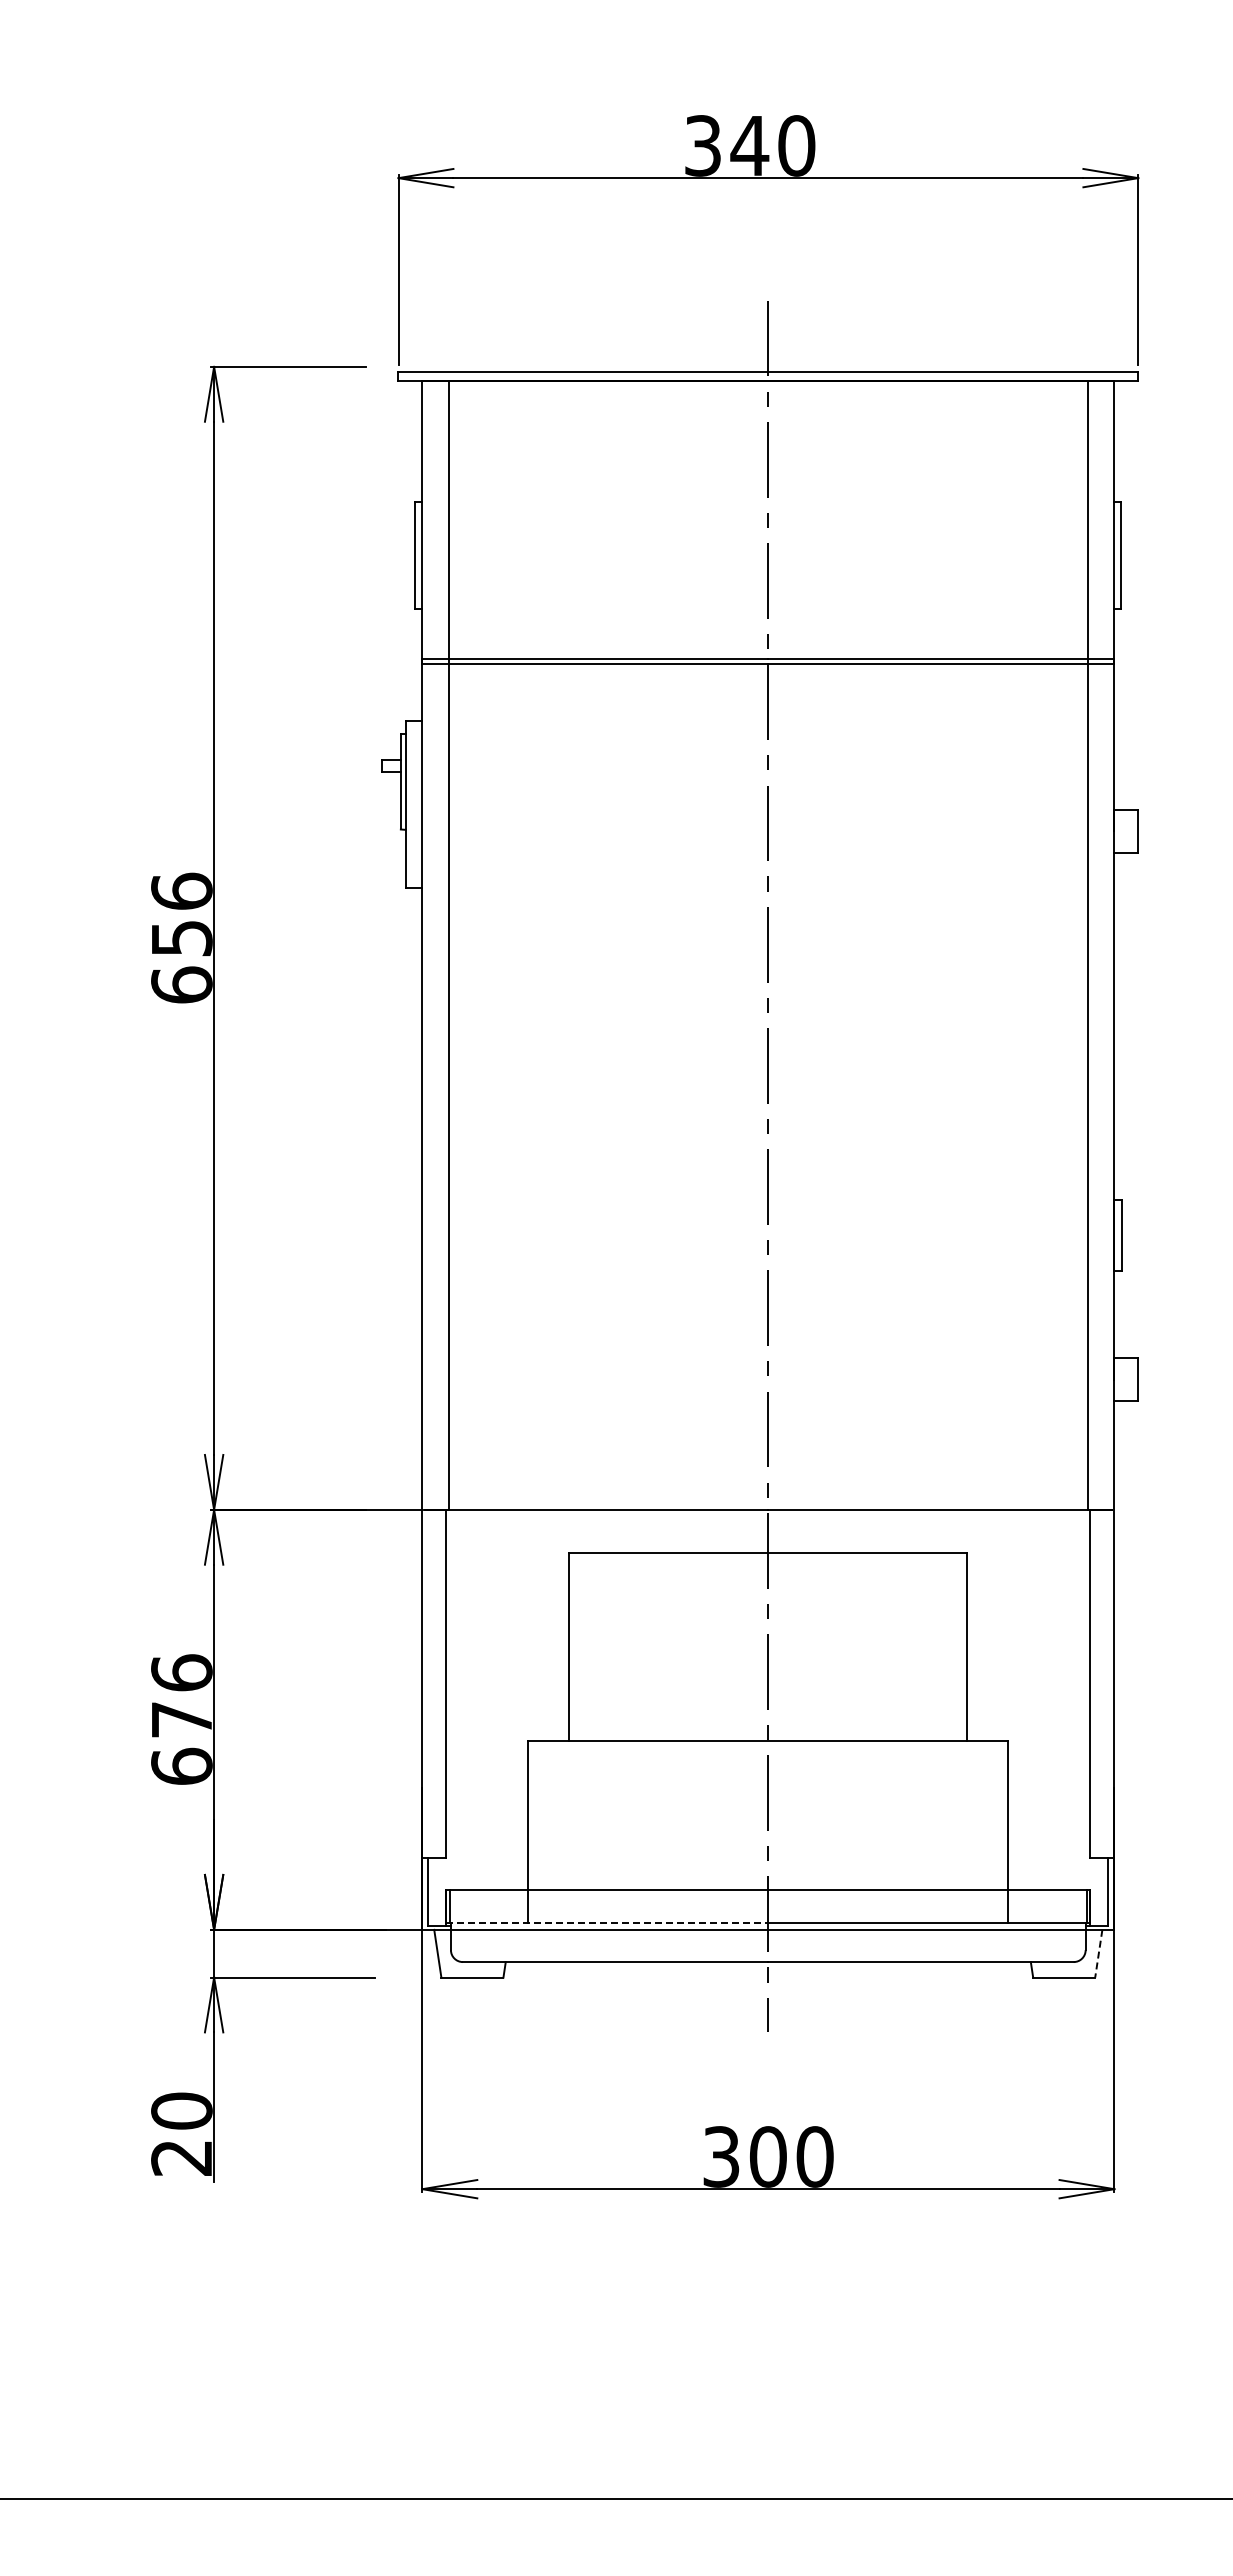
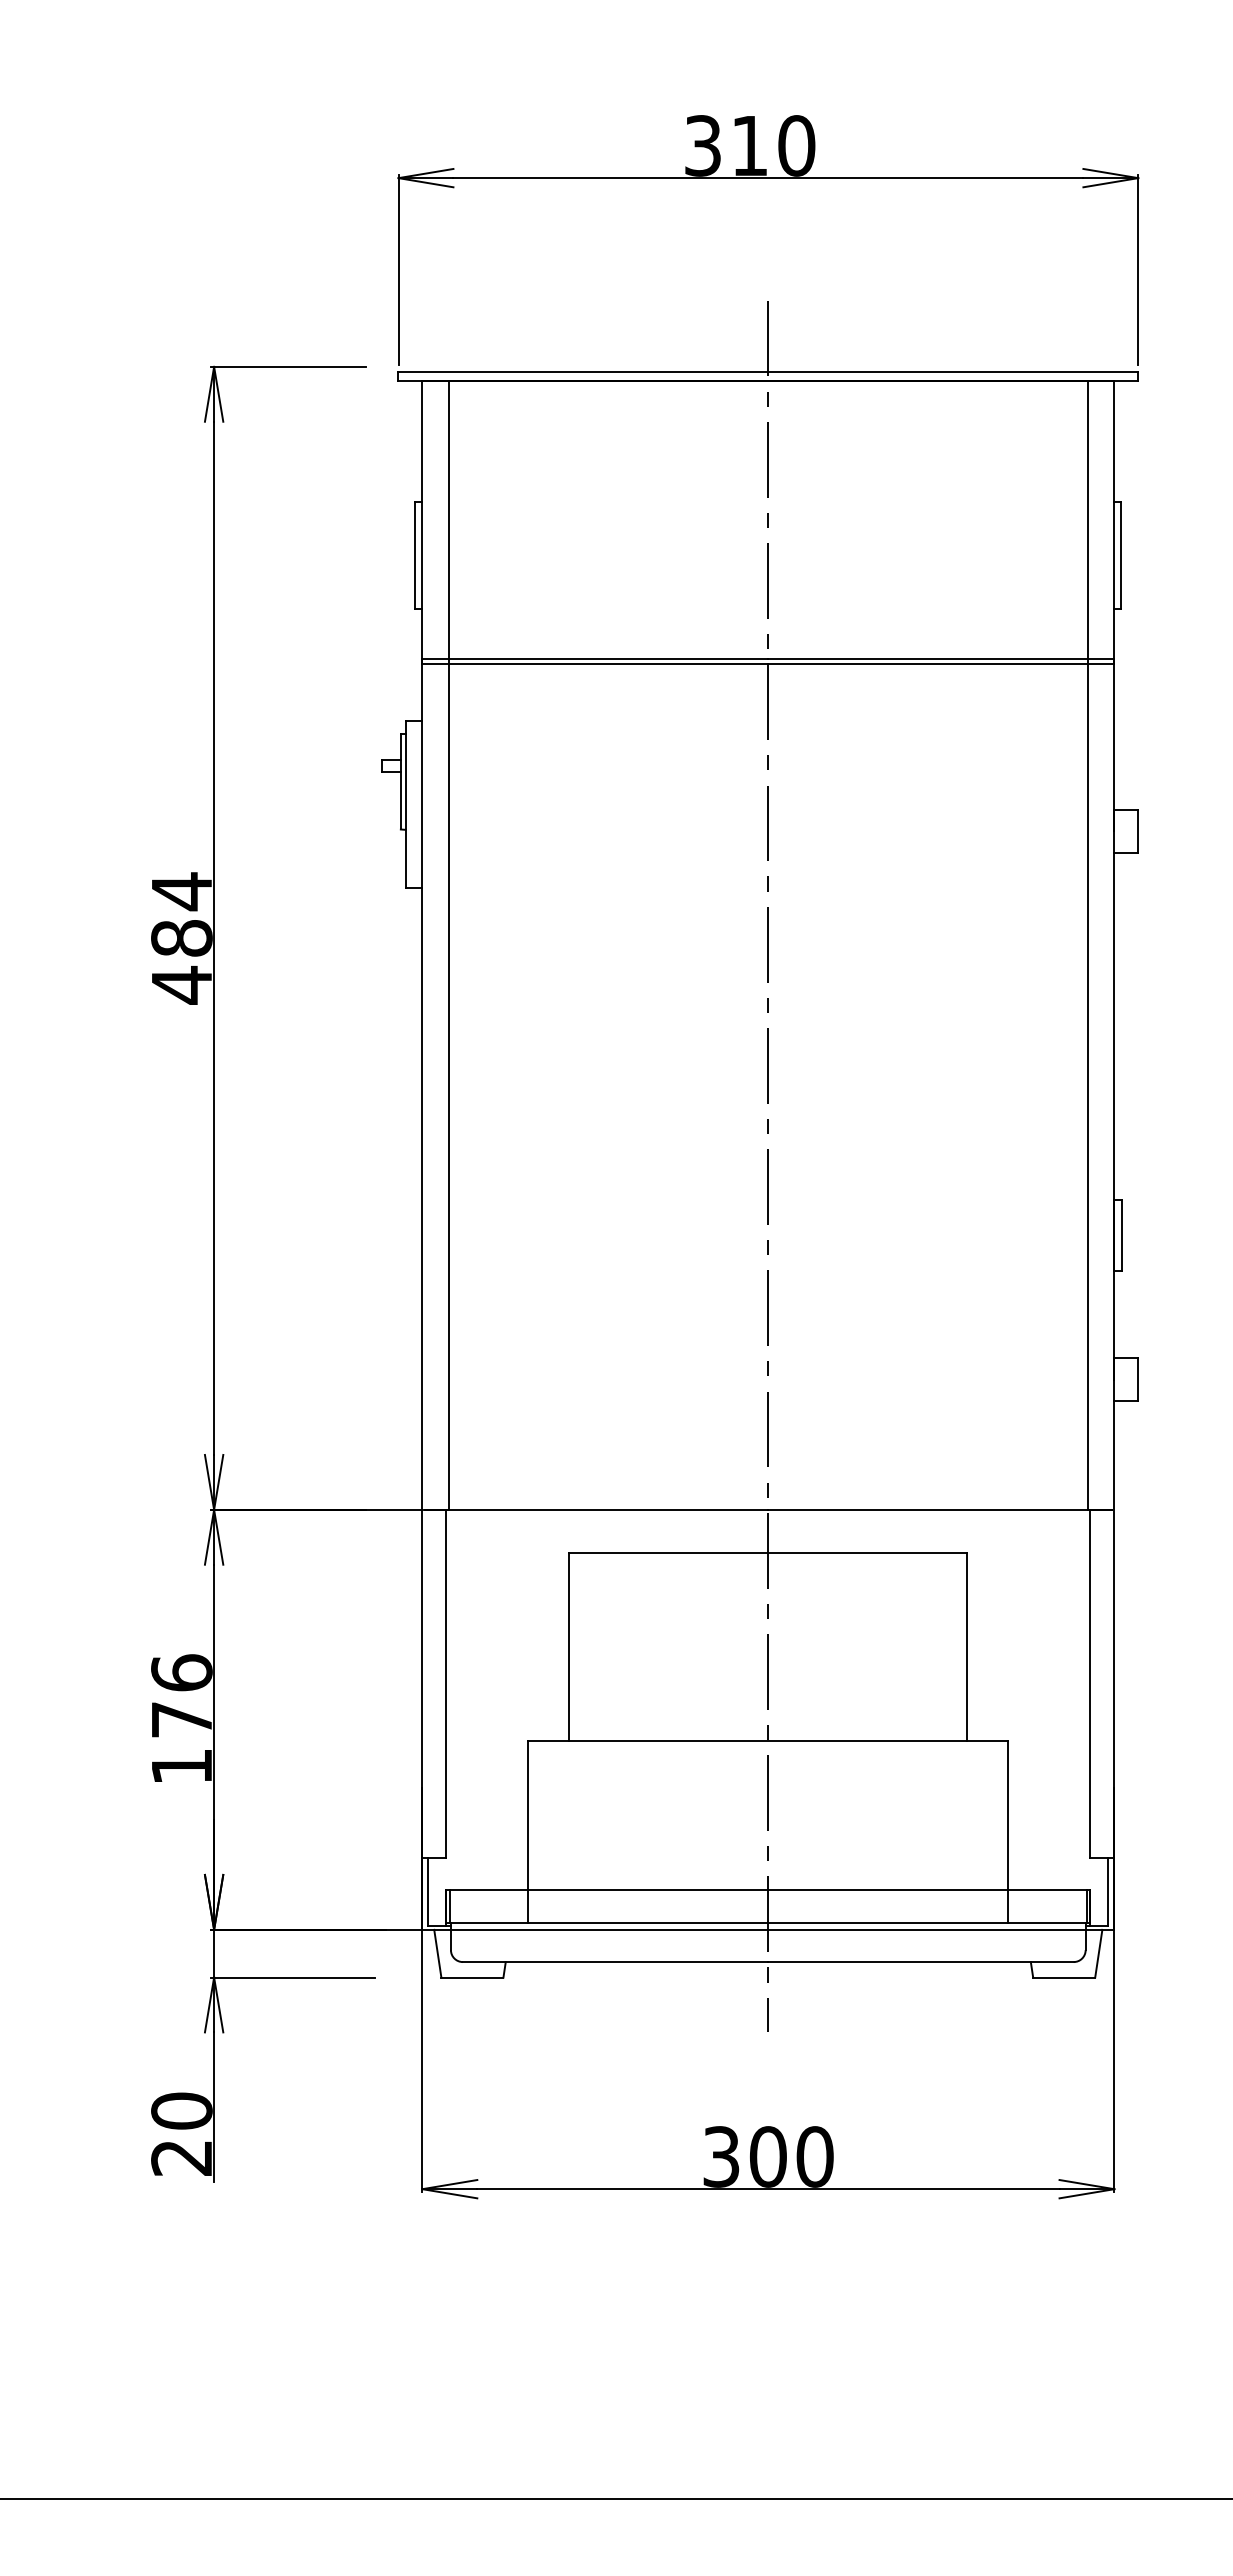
text: 340 -> 310 (749, 145)
text: 656 -> 484 (181, 938)
text: 676 -> 176 (181, 1765)
line: dashed -> solid (607, 1922)
line: dashed -> solid (1098, 1954)
